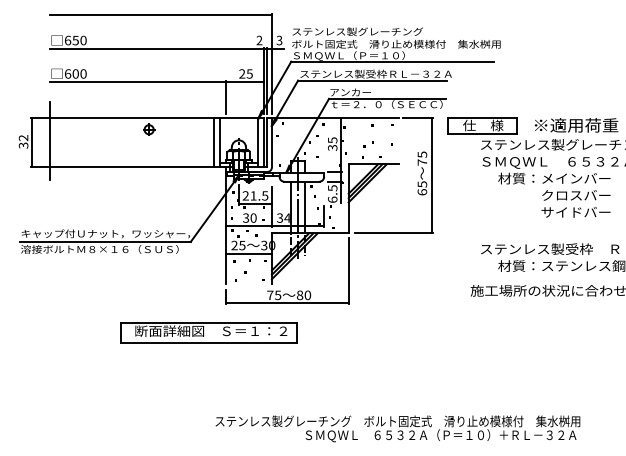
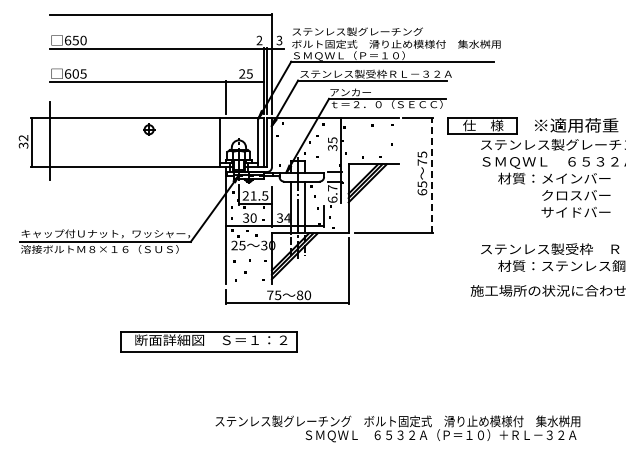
text: 600 -> 605 (83, 73)
line: present -> none (213, 142)
part: present -> none (368, 144)
line: solid -> dashed (432, 175)
text: 6.5 -> 6.7 (332, 188)
line: present -> none (248, 253)
part position: (208, 332) -> (208, 341) (208, 341)
